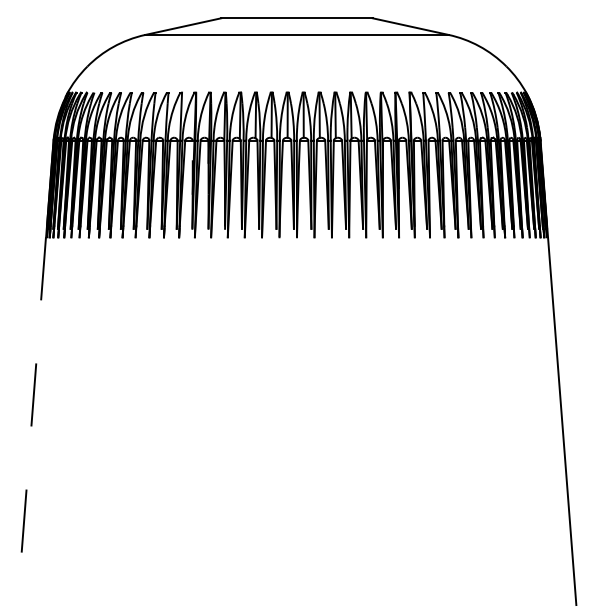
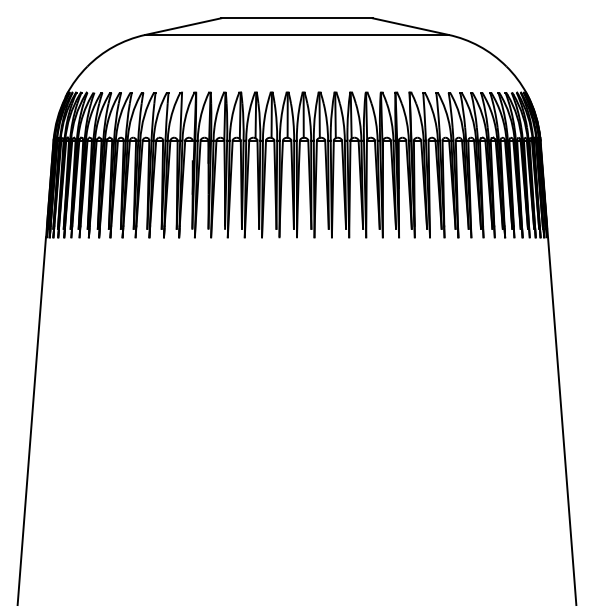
line: dashed -> solid (31, 421)
